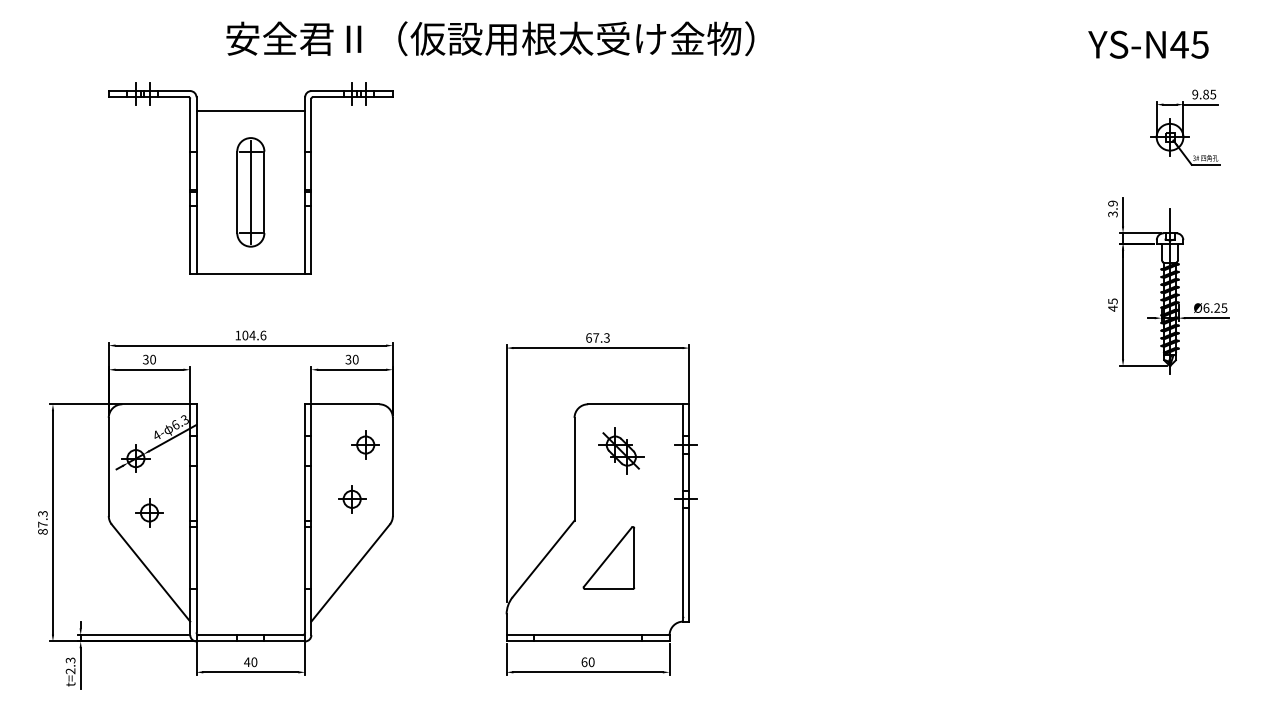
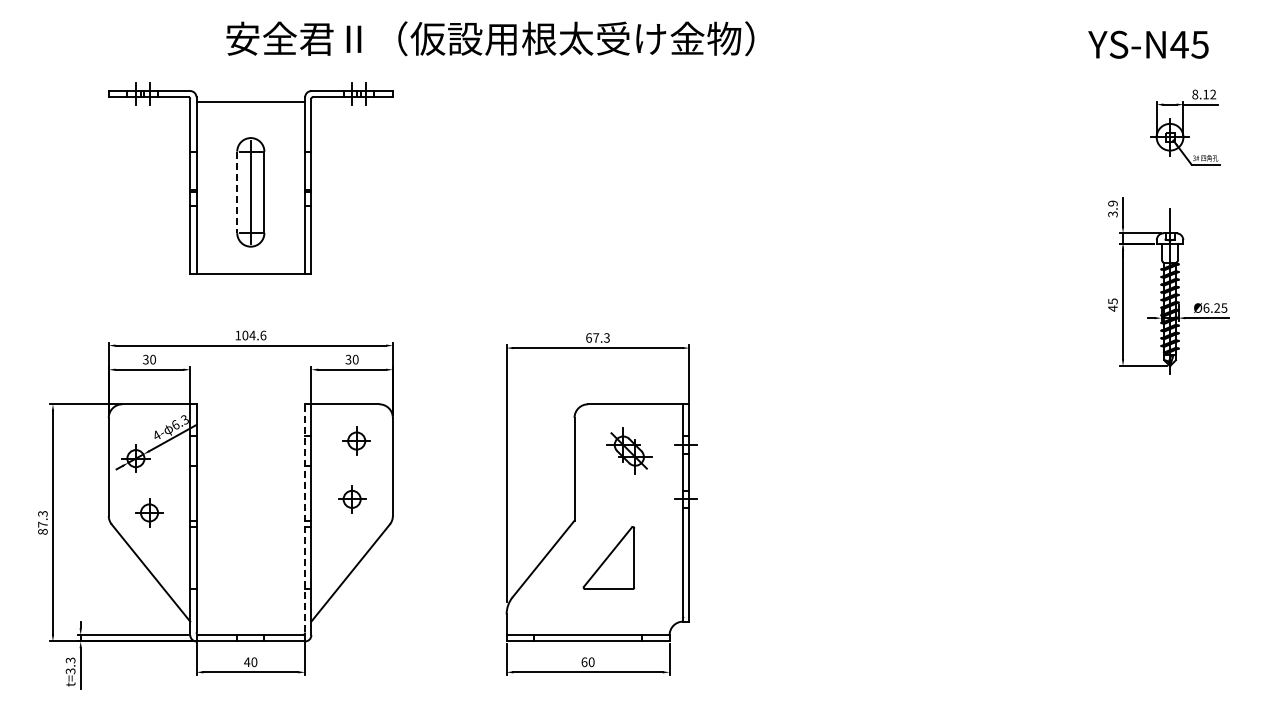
text: 9.85 -> 8.12 (1204, 94)
line position: (250, 110) -> (250, 101) (250, 101)
line: solid -> dashed (237, 192)
part position: (365, 444) -> (356, 440) (356, 440)
part position: (621, 450) -> (629, 450) (629, 450)
line: solid -> dashed (305, 517)
text: t=2.3 -> t=3.3 (70, 671)
